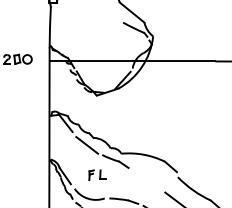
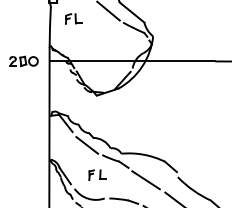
line: none -> present (108, 11)
part: none -> present (73, 18)
part position: (17, 58) -> (23, 60) (23, 60)
line: none -> present (145, 180)
